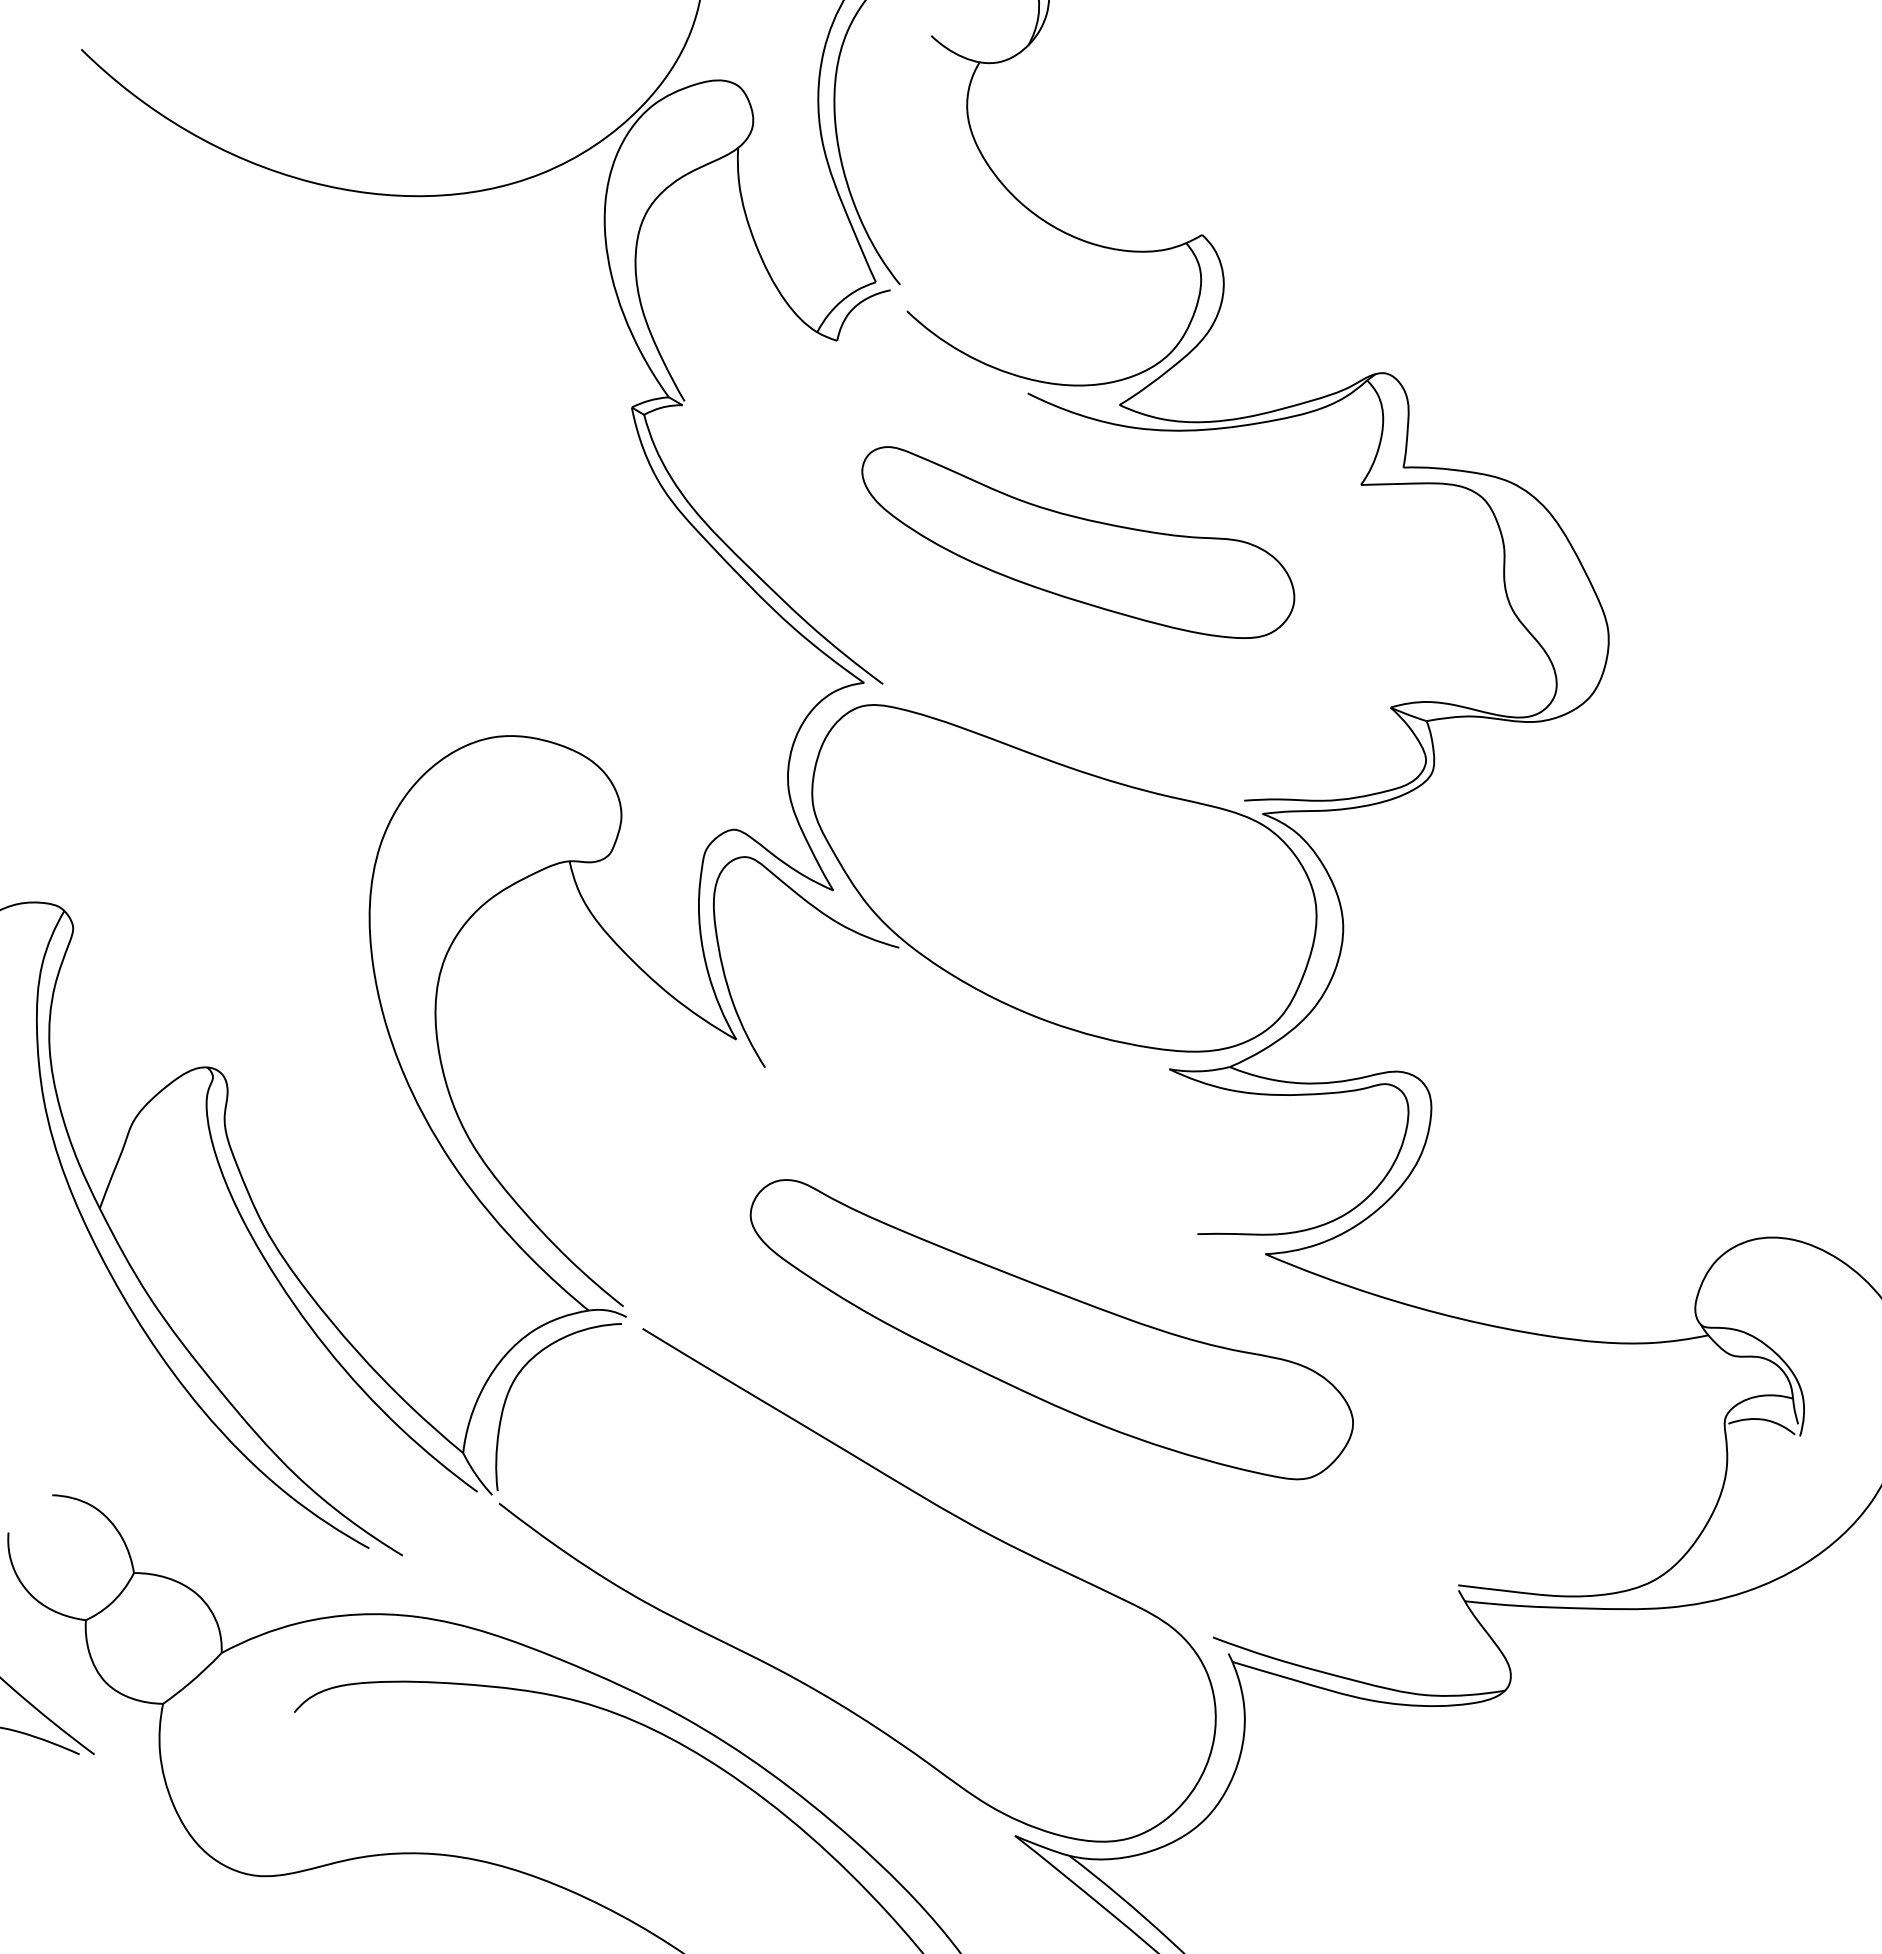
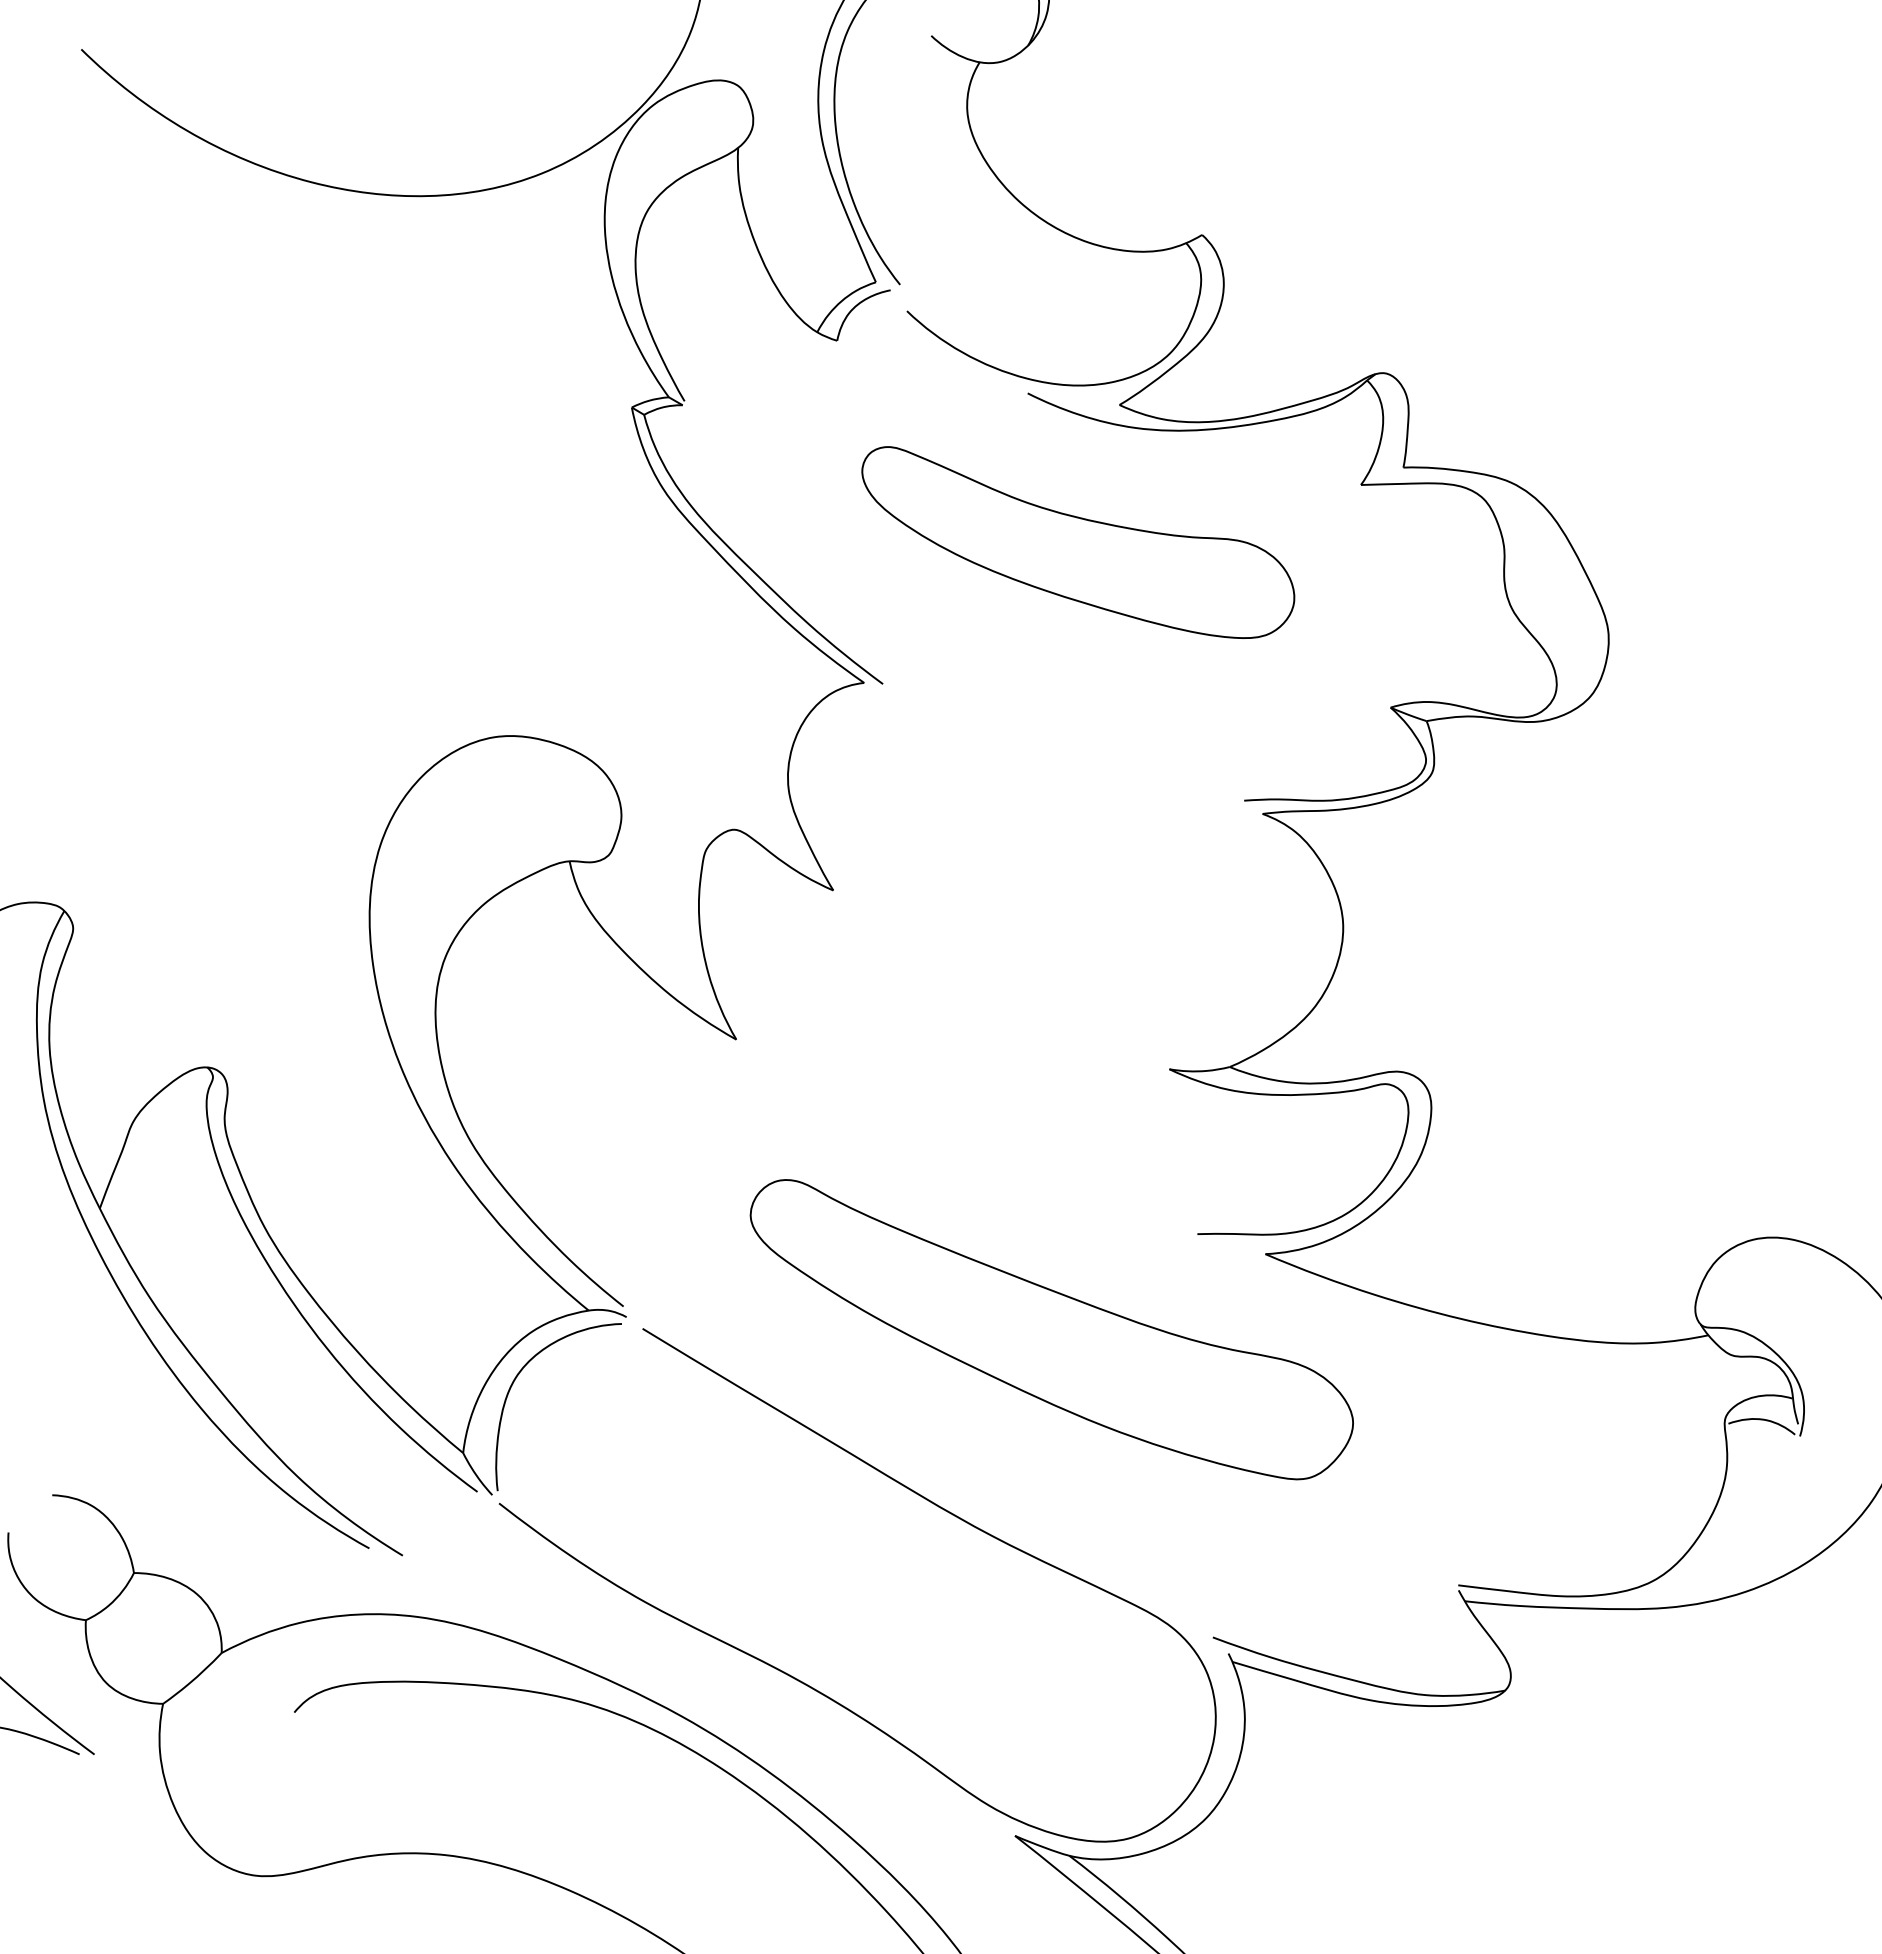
part: present -> none (1015, 885)
